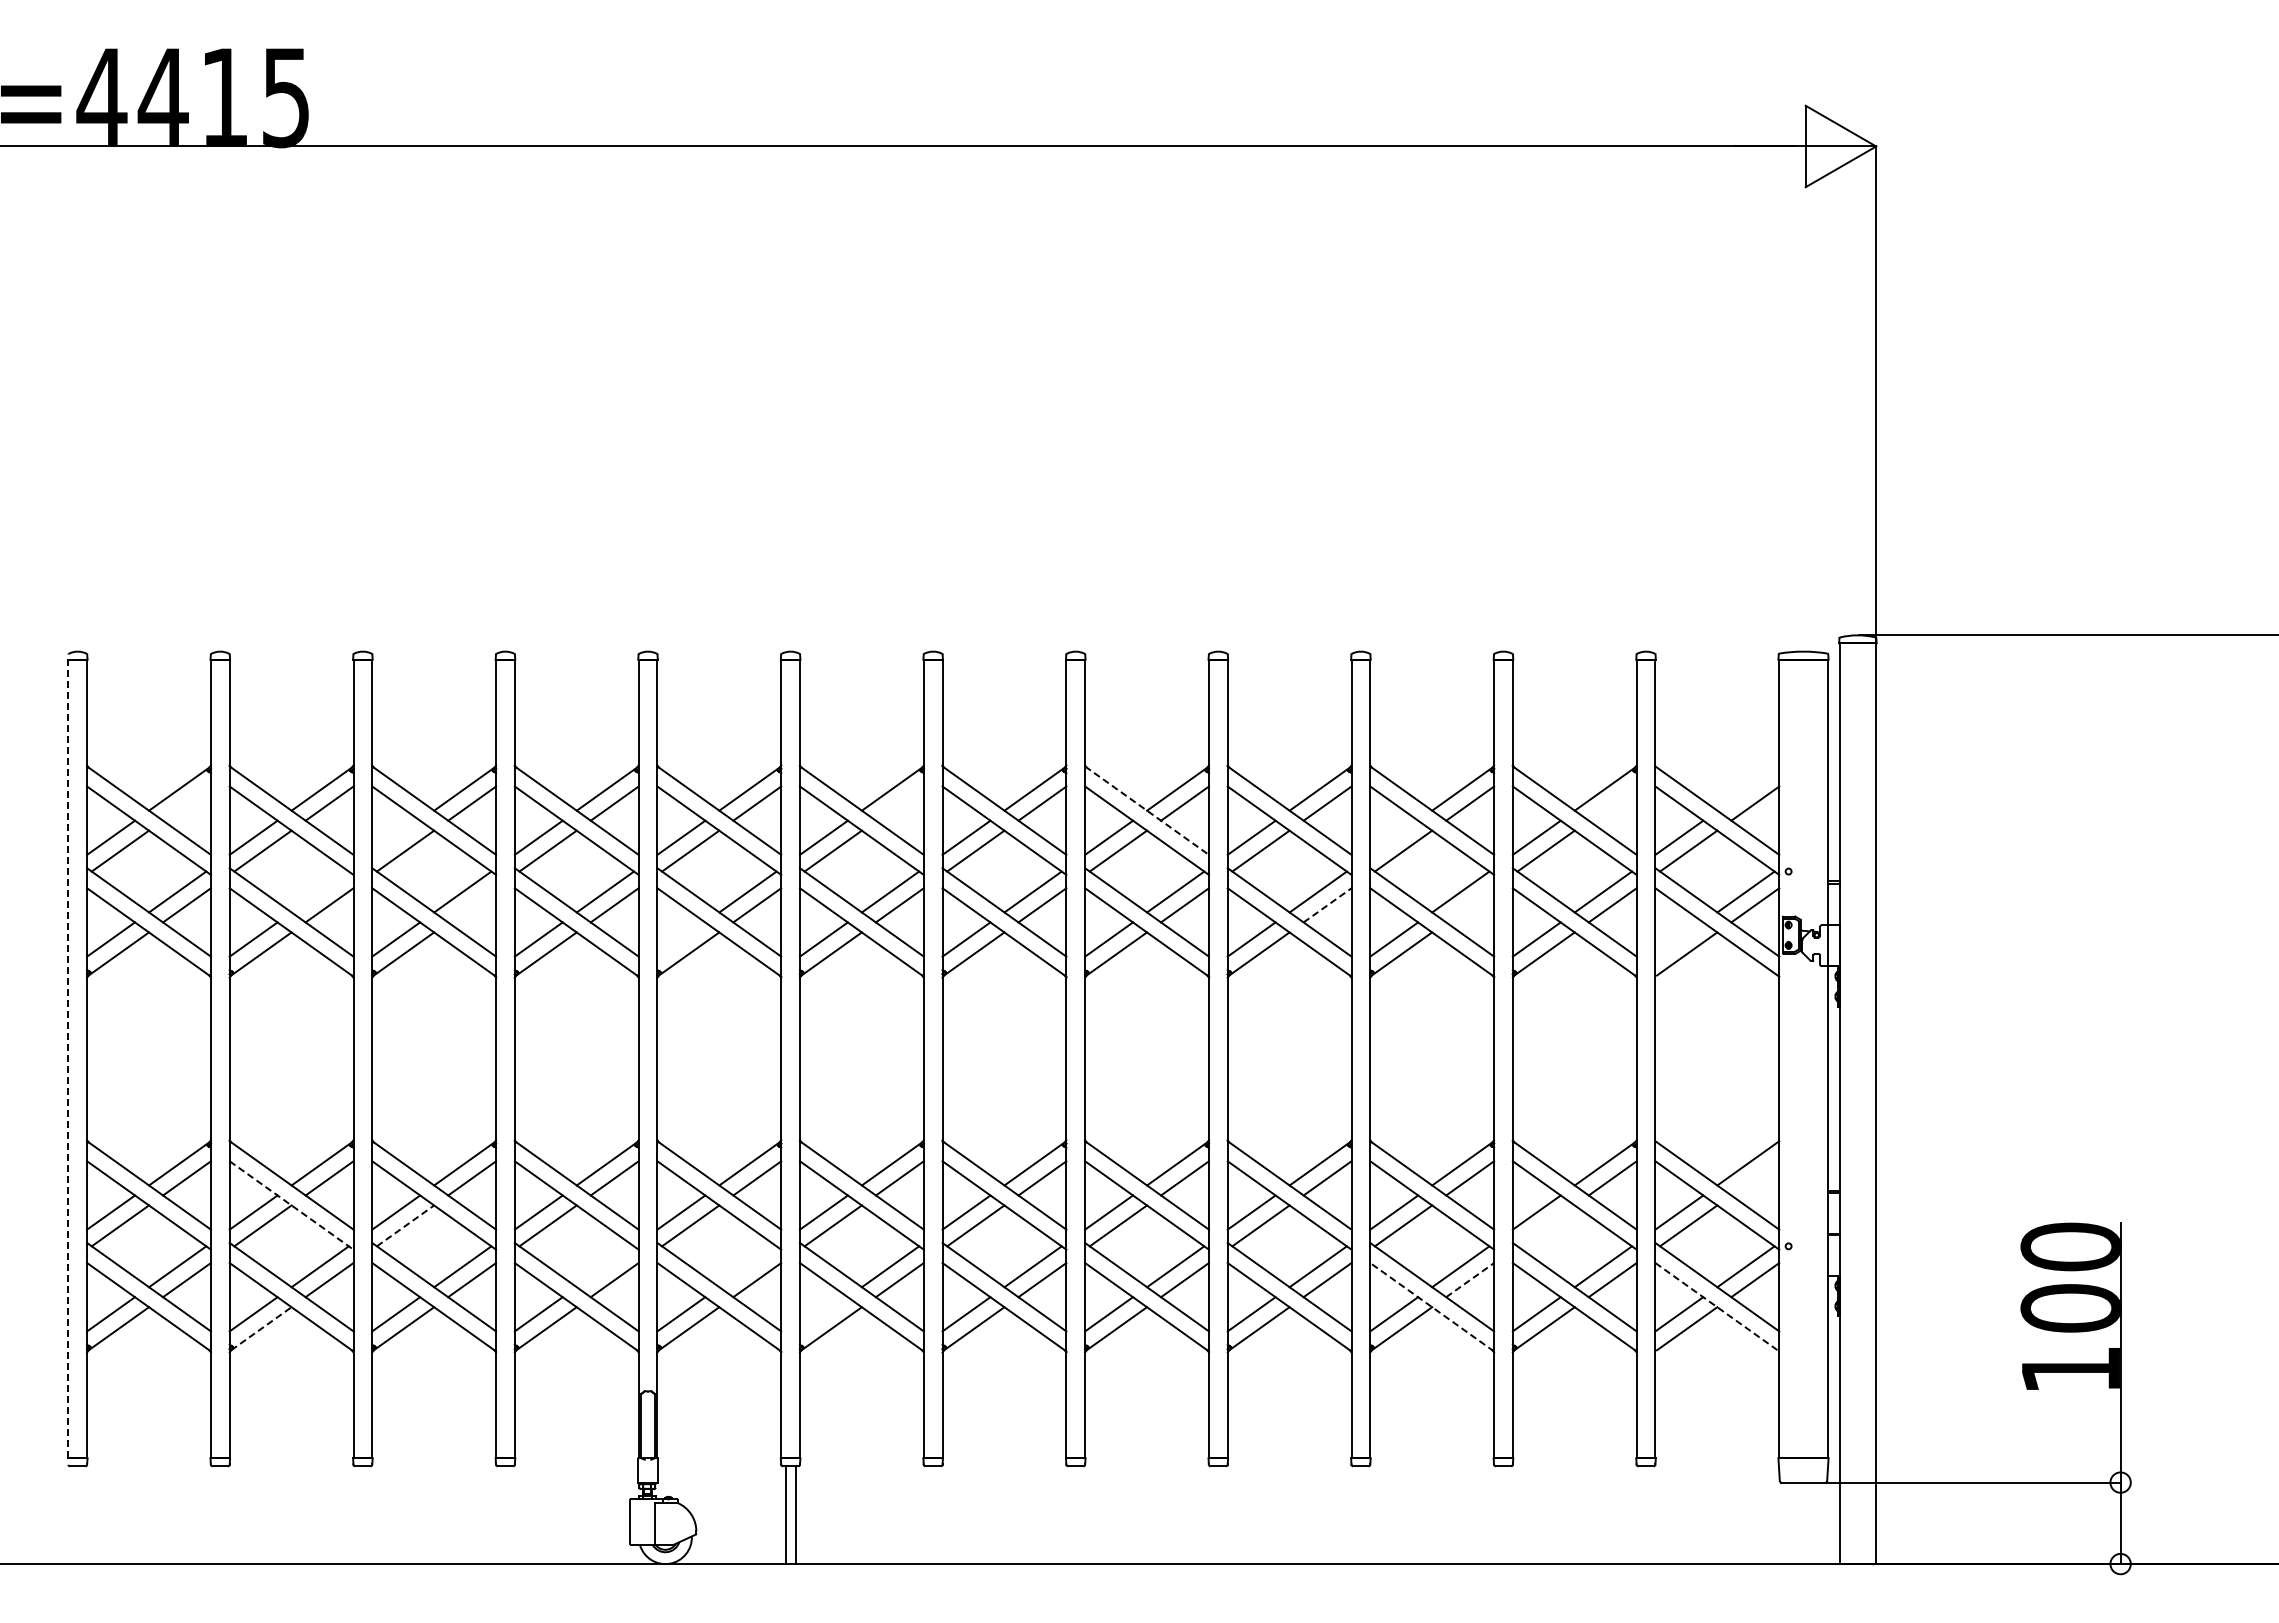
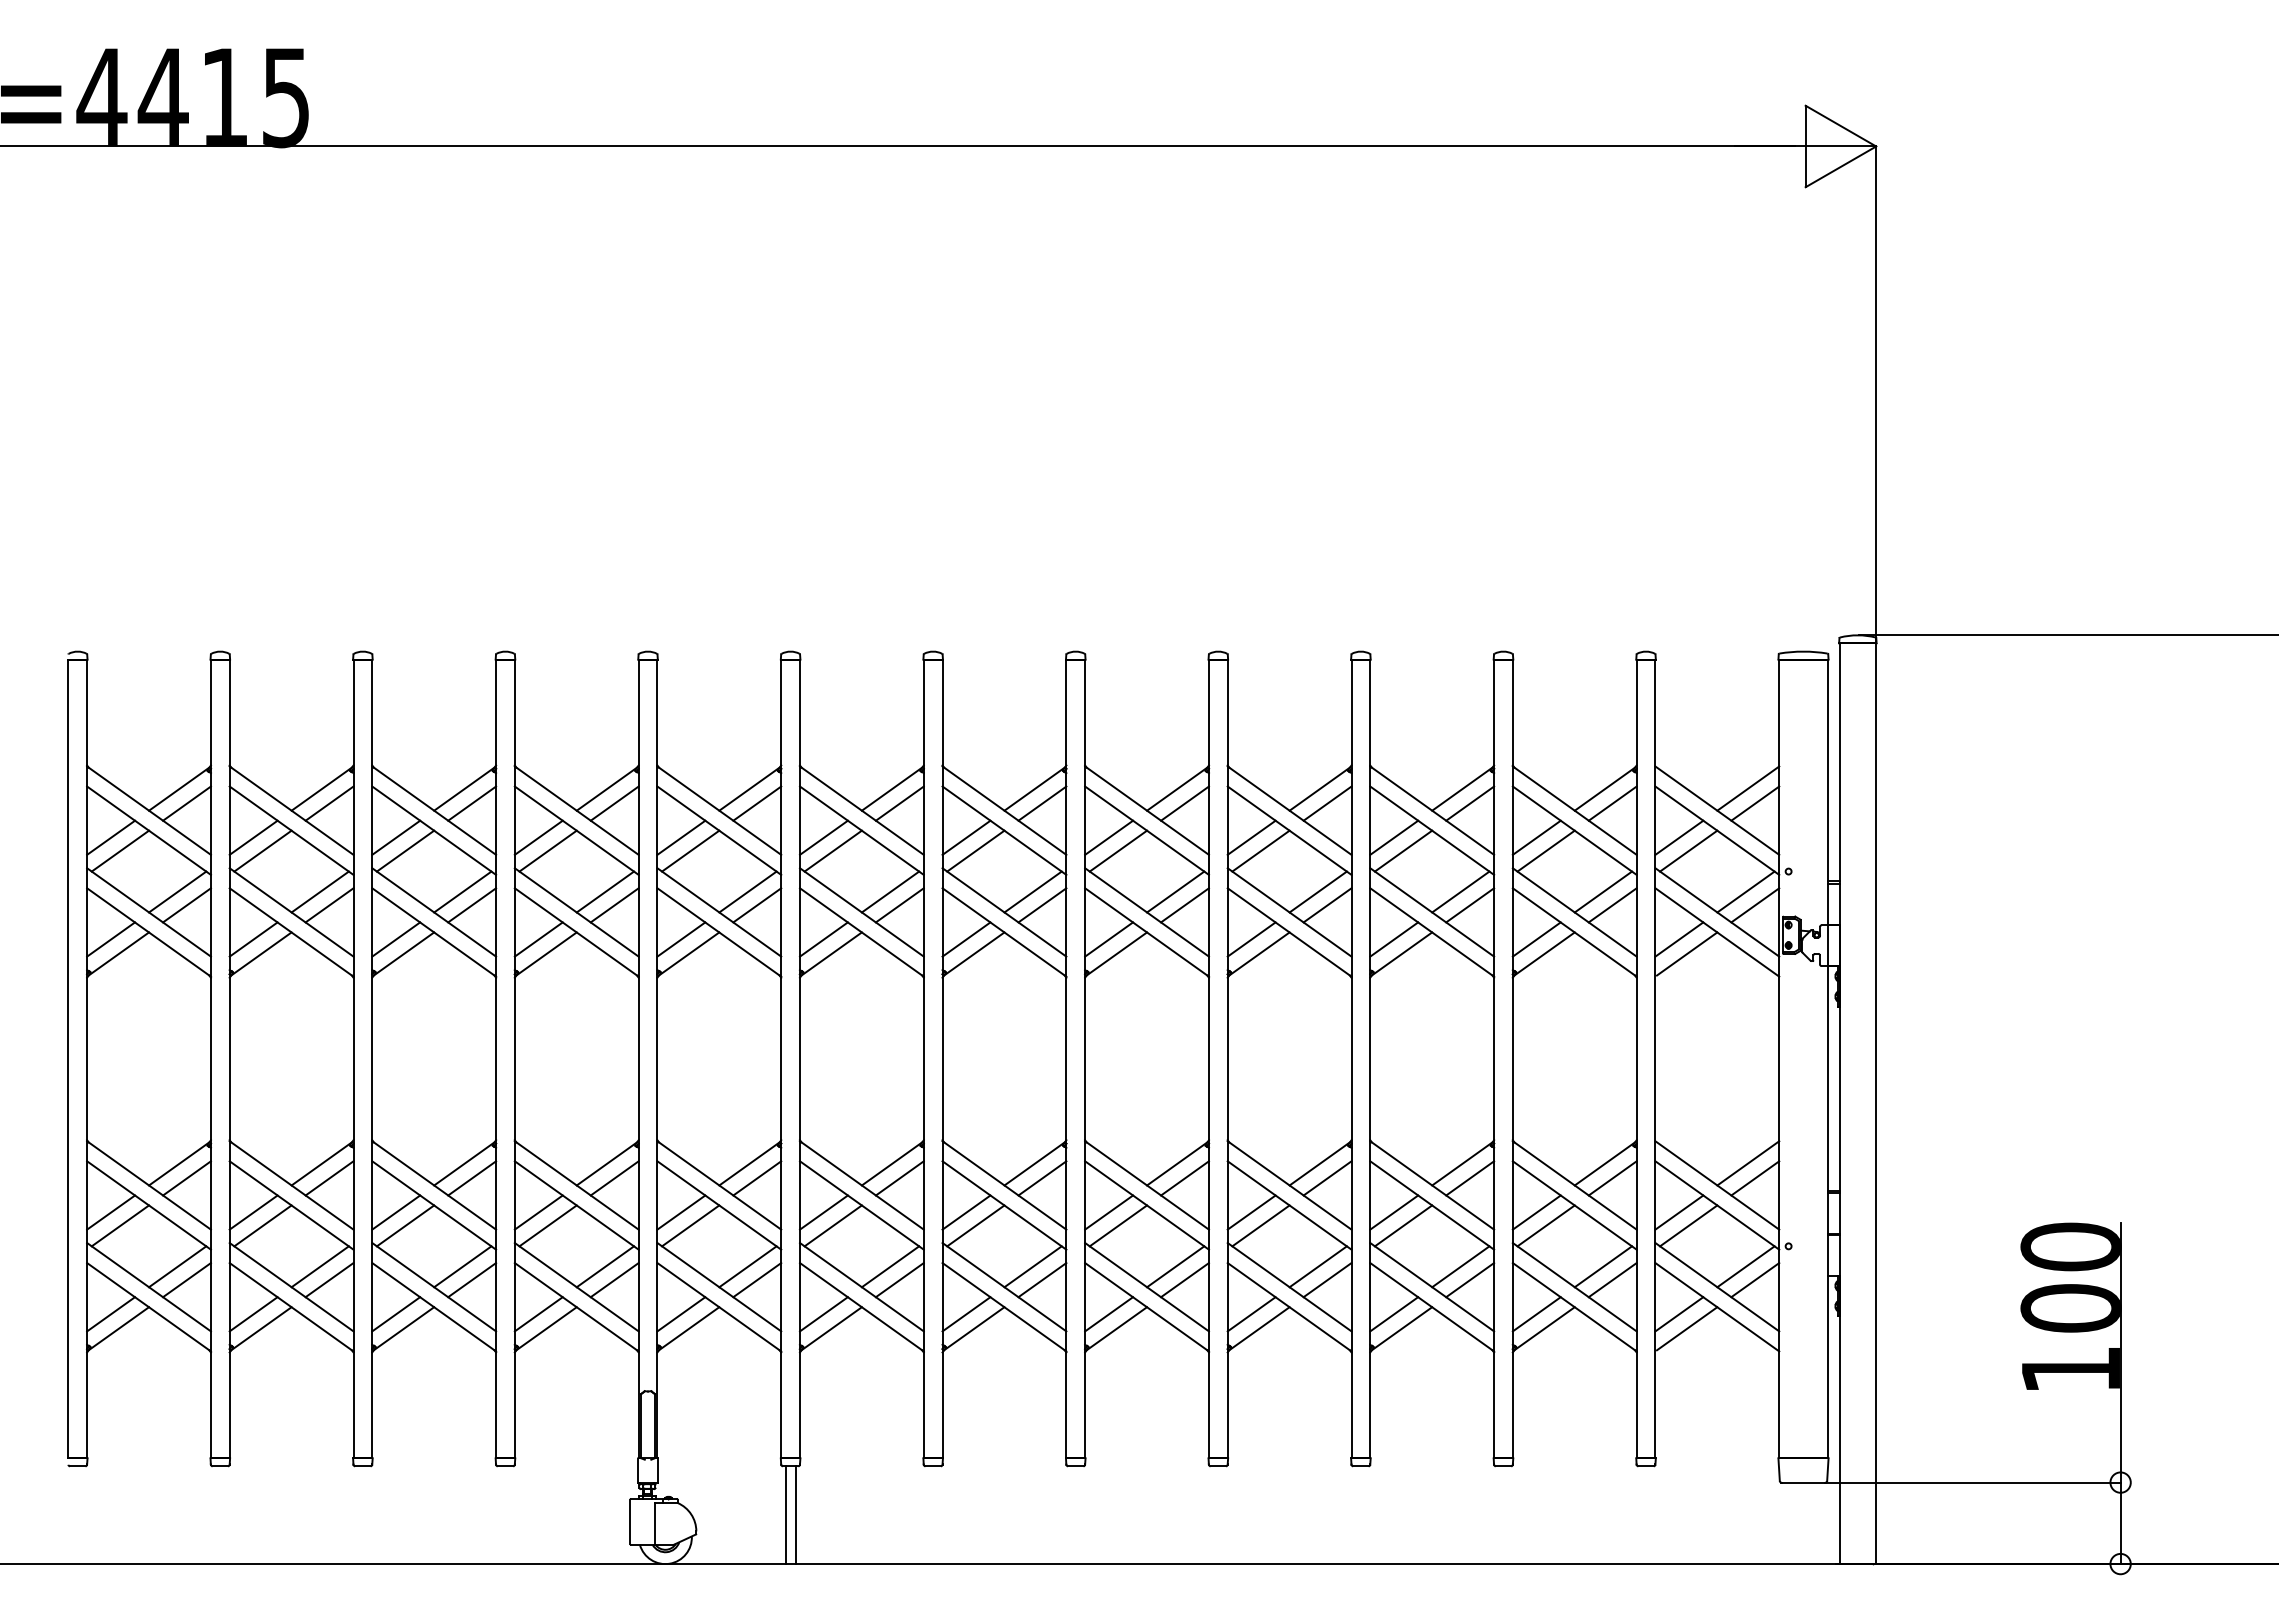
line: none -> present (1748, 788)
line: none -> present (186, 803)
line: none -> present (899, 803)
line: none -> present (1612, 803)
line: dashed -> solid (1147, 810)
line: none -> present (396, 837)
line: none -> present (1394, 837)
line: none -> present (319, 891)
line: none -> present (472, 905)
line: dashed -> solid (1327, 905)
line: none -> present (1470, 905)
line: none -> present (681, 939)
line: none -> present (1679, 939)
line: dashed -> solid (68, 1058)
line: none -> present (1755, 1178)
line: dashed -> solid (292, 1205)
line: dashed -> solid (405, 1225)
line: none -> present (1545, 1225)
line: none -> present (605, 1266)
line: none -> present (747, 1266)
line: dashed -> solid (1470, 1279)
line: dashed -> solid (1431, 1306)
line: dashed -> solid (1717, 1307)
line: none -> present (823, 1314)
line: dashed -> solid (261, 1328)
